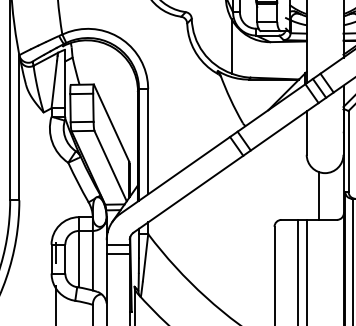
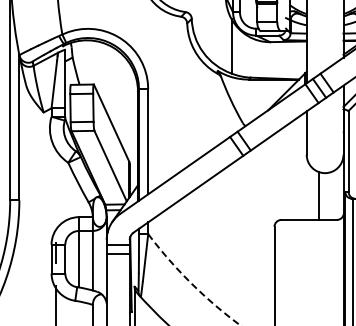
line: present -> none (297, 270)
line: present -> none (306, 270)
arc: solid -> dashed (191, 283)
